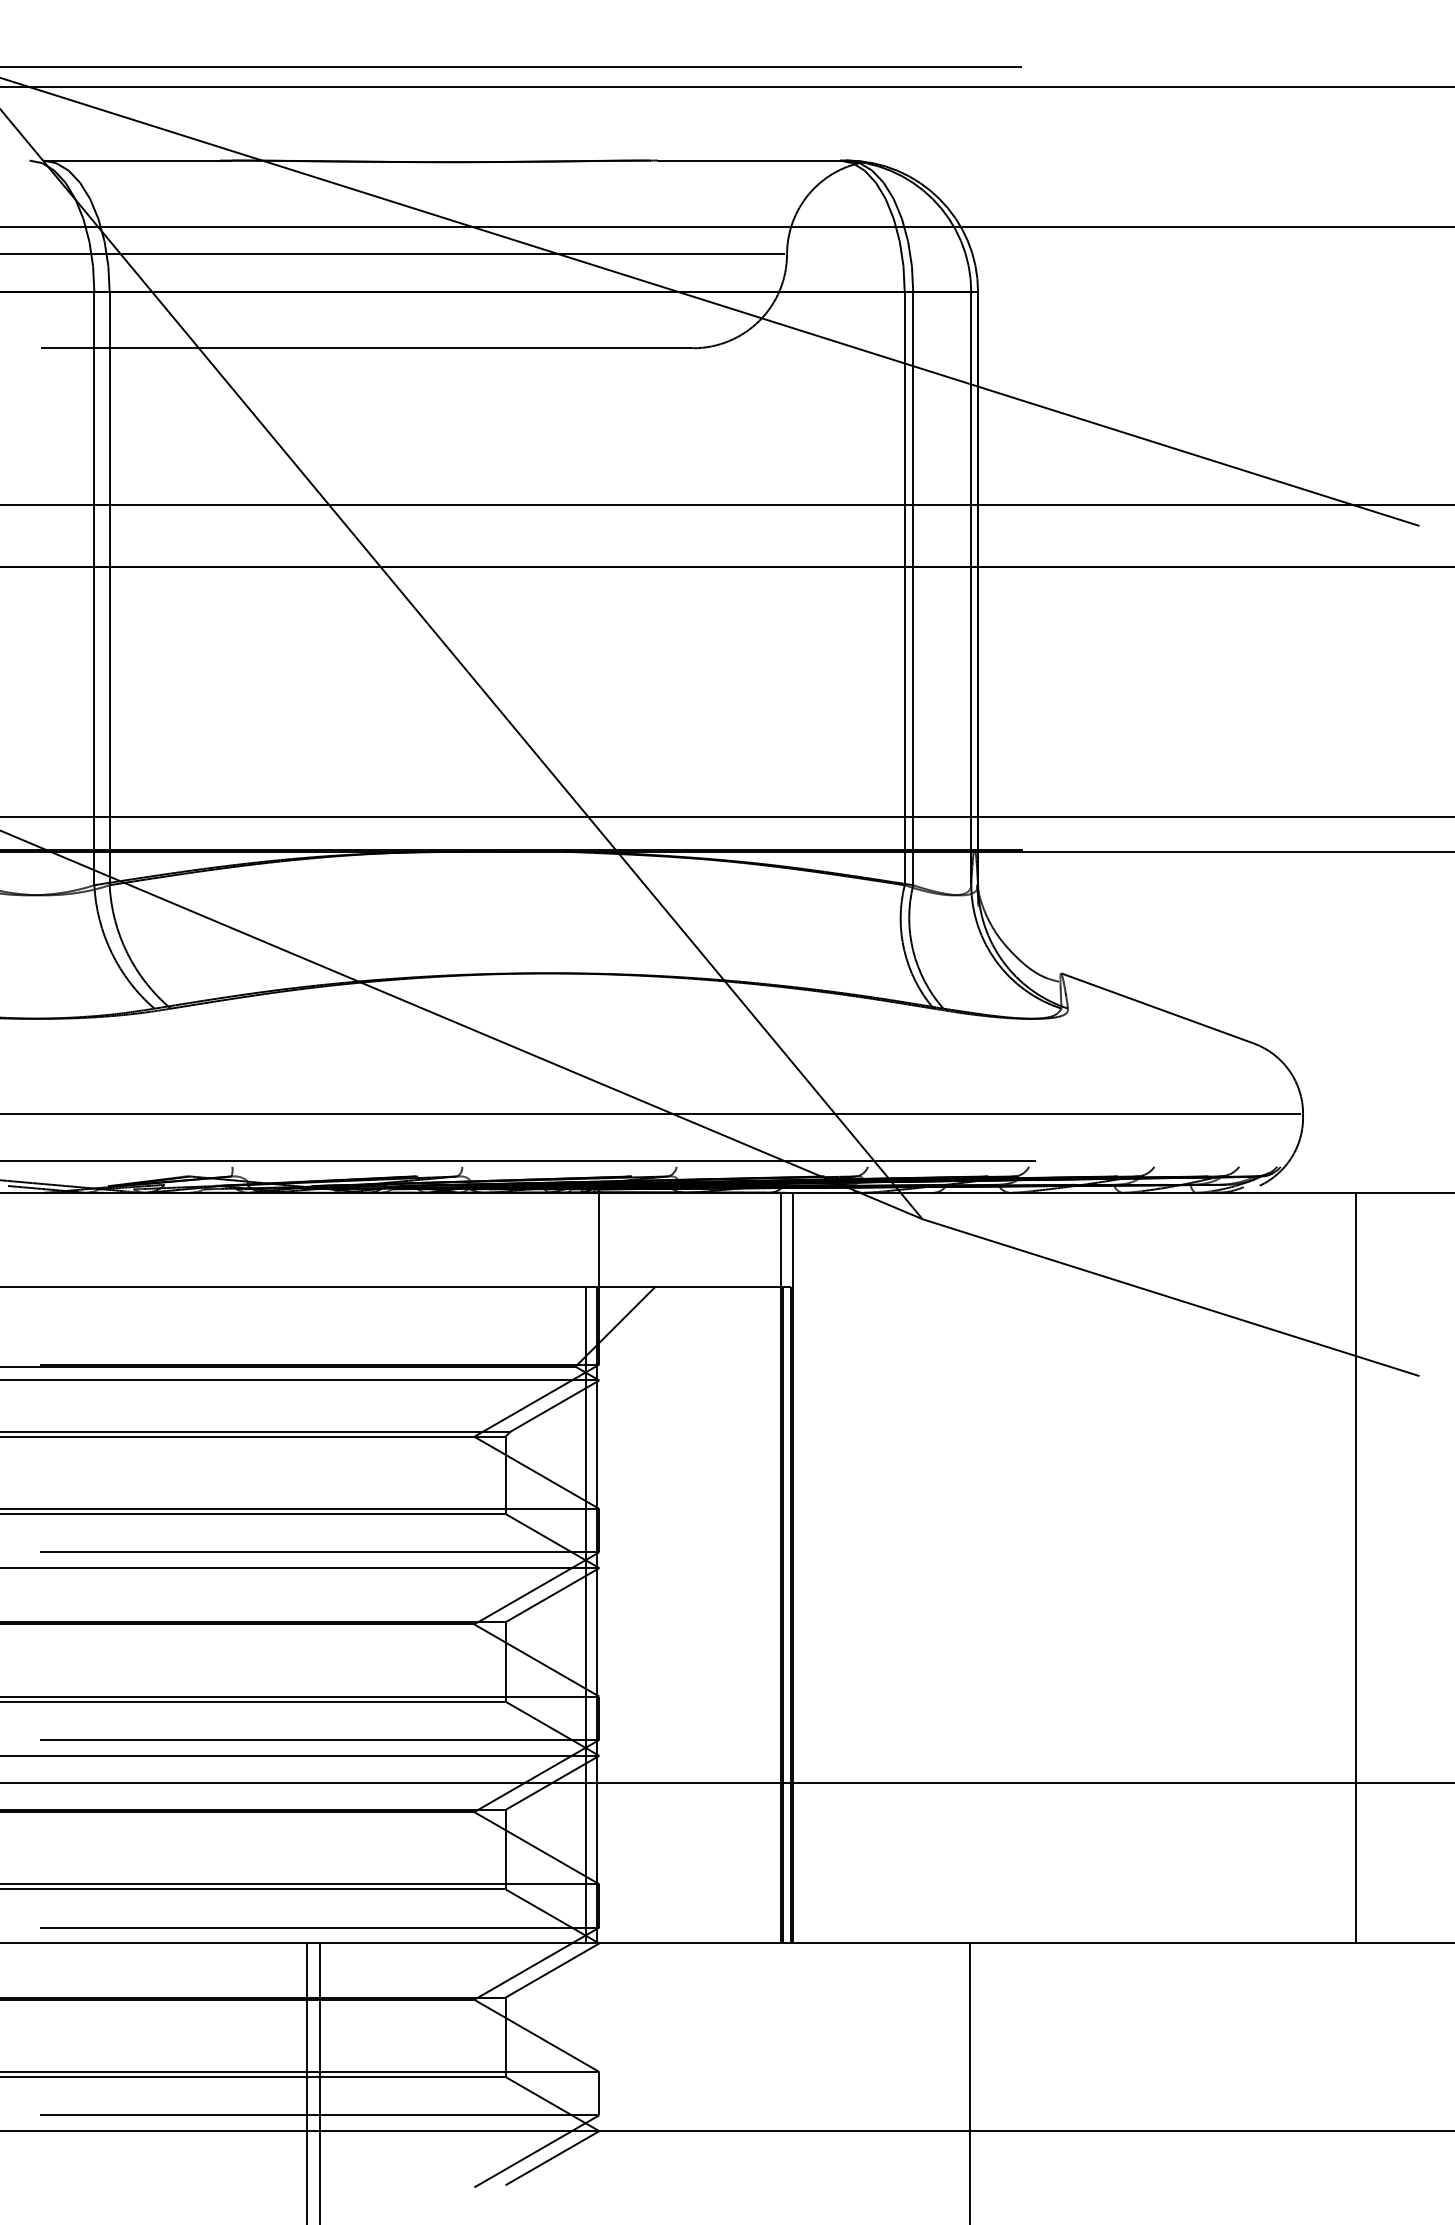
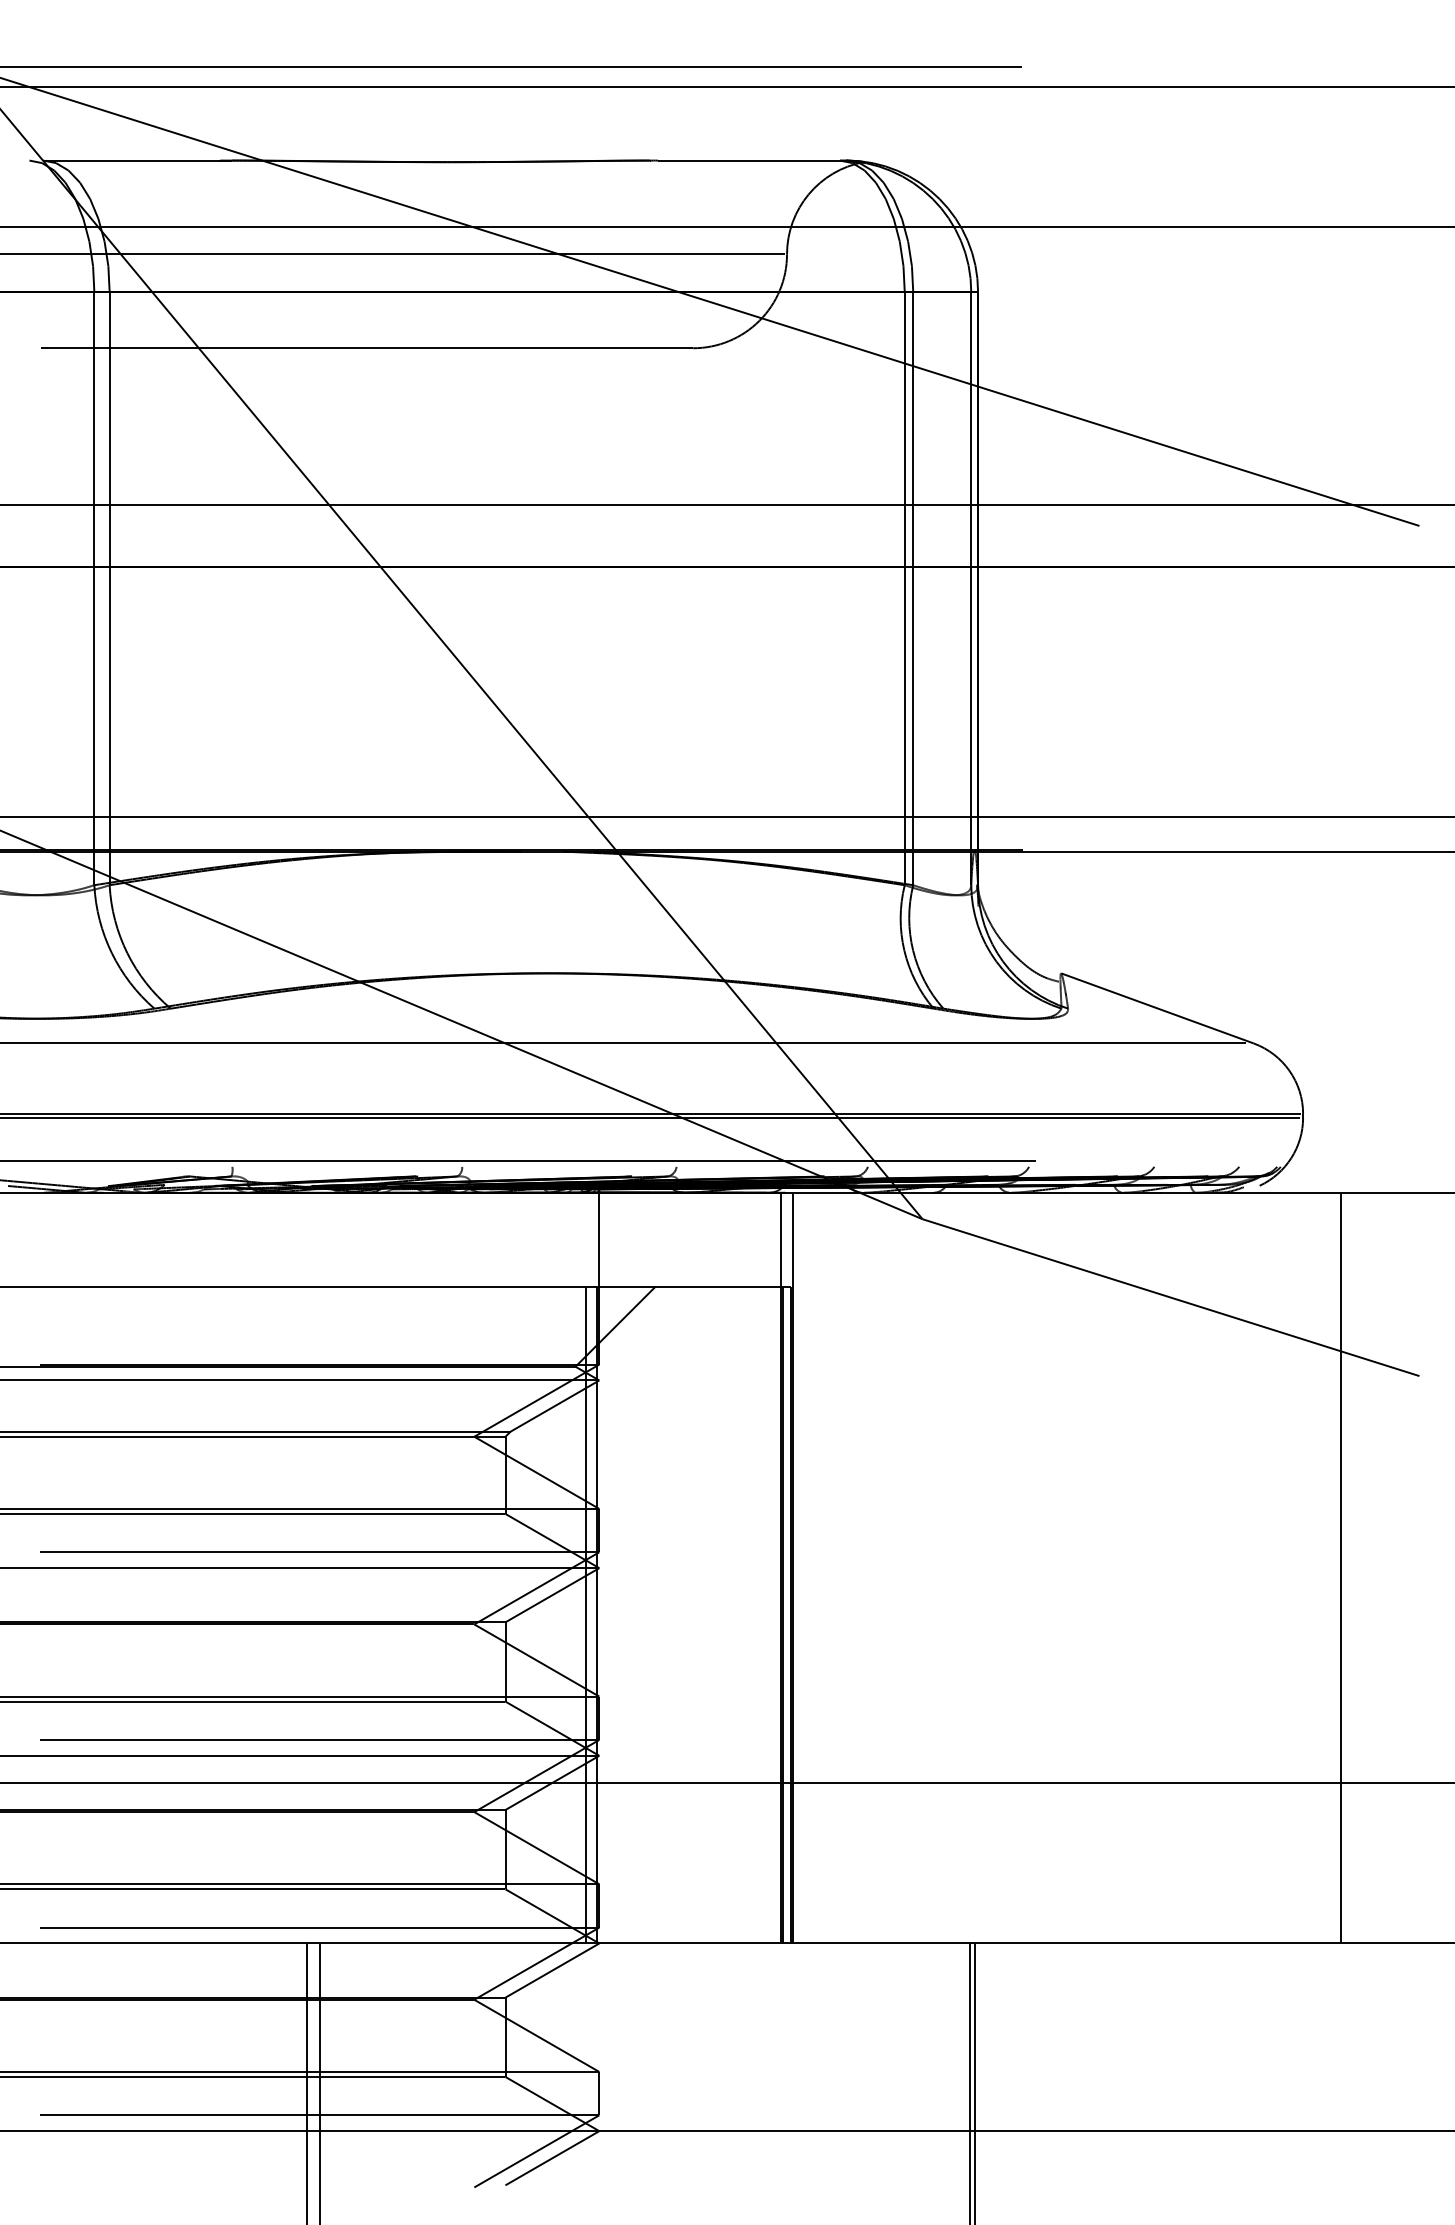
line: none -> present (623, 1043)
line: none -> present (651, 1117)
line position: (1355, 1567) -> (1340, 1567) (1340, 1567)
line: none -> present (974, 2082)
